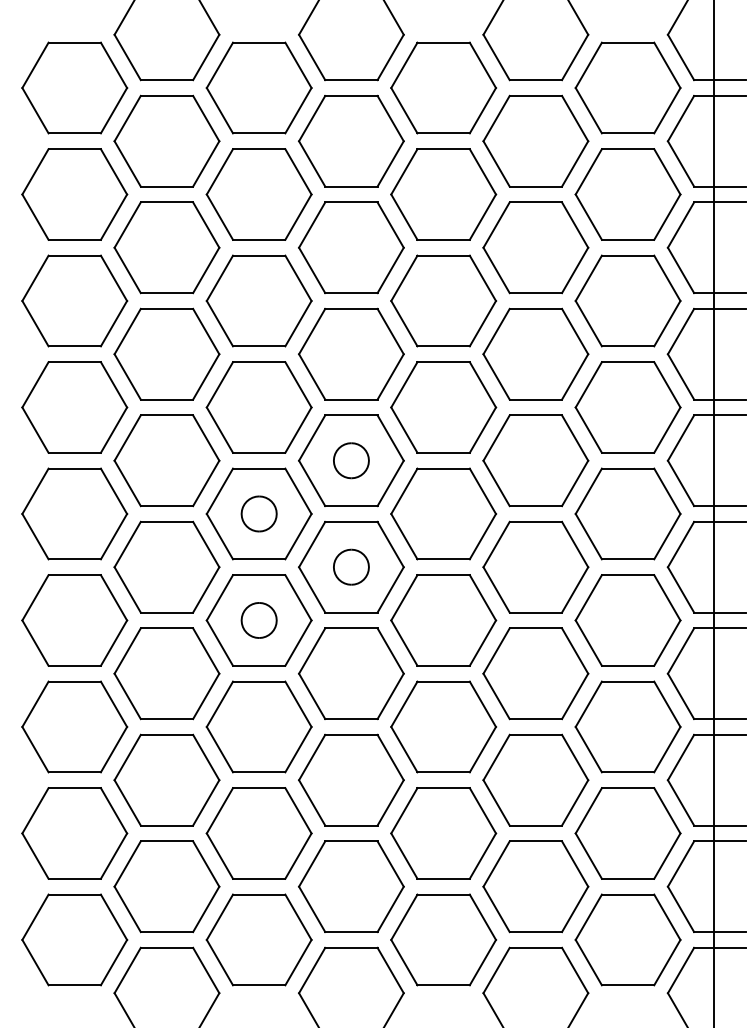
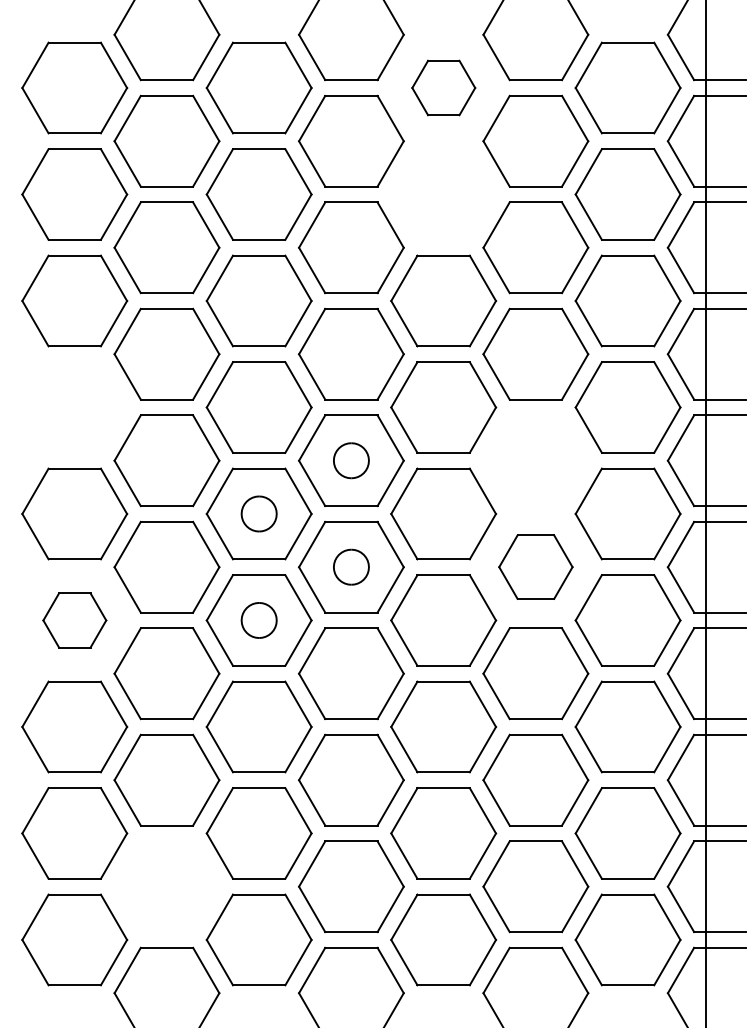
part size: 108x94 px -> 66x58 px (443, 87)
part: present -> none (443, 194)
part: present -> none (74, 407)
part: present -> none (535, 460)
line position: (713, 513) -> (705, 513) (705, 513)
part size: 108x94 px -> 76x66 px (535, 566)
part size: 108x93 px -> 66x57 px (74, 620)
part: present -> none (166, 886)
